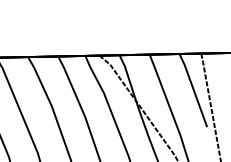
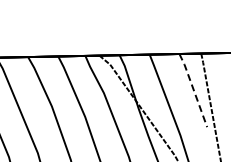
line: solid -> dashed (193, 89)
